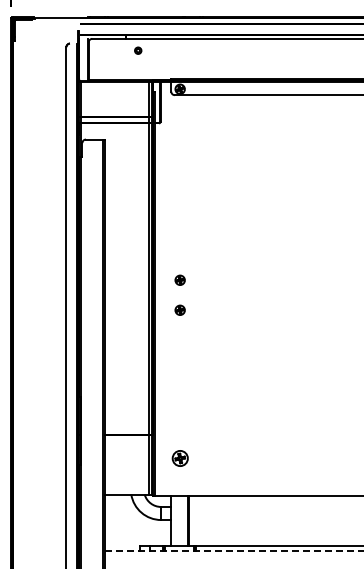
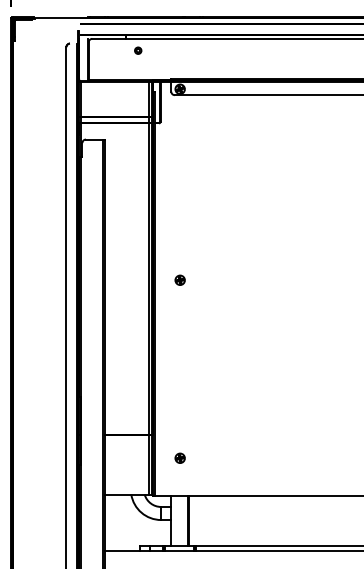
part: present -> none (179, 309)
part size: 18x17 px -> 12x12 px (179, 457)
line: dashed -> solid (234, 551)
